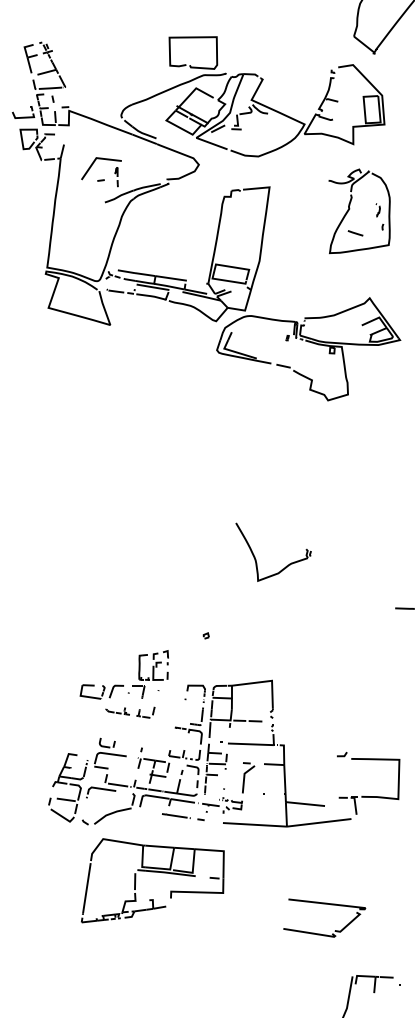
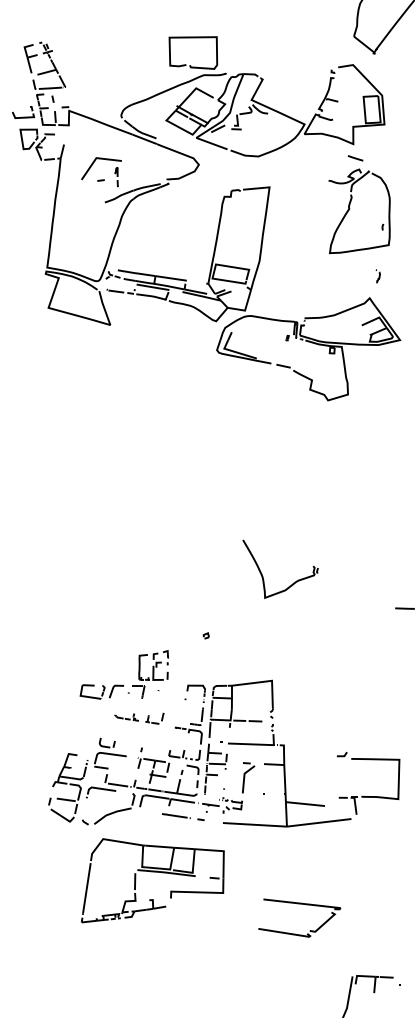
part position: (377, 210) -> (377, 276) (377, 276)
line position: (355, 233) -> (355, 158) (355, 158)
part position: (255, 556) -> (262, 573) (262, 573)
part position: (130, 712) -> (139, 718) (139, 718)
part position: (324, 904) -> (299, 904) (299, 904)
